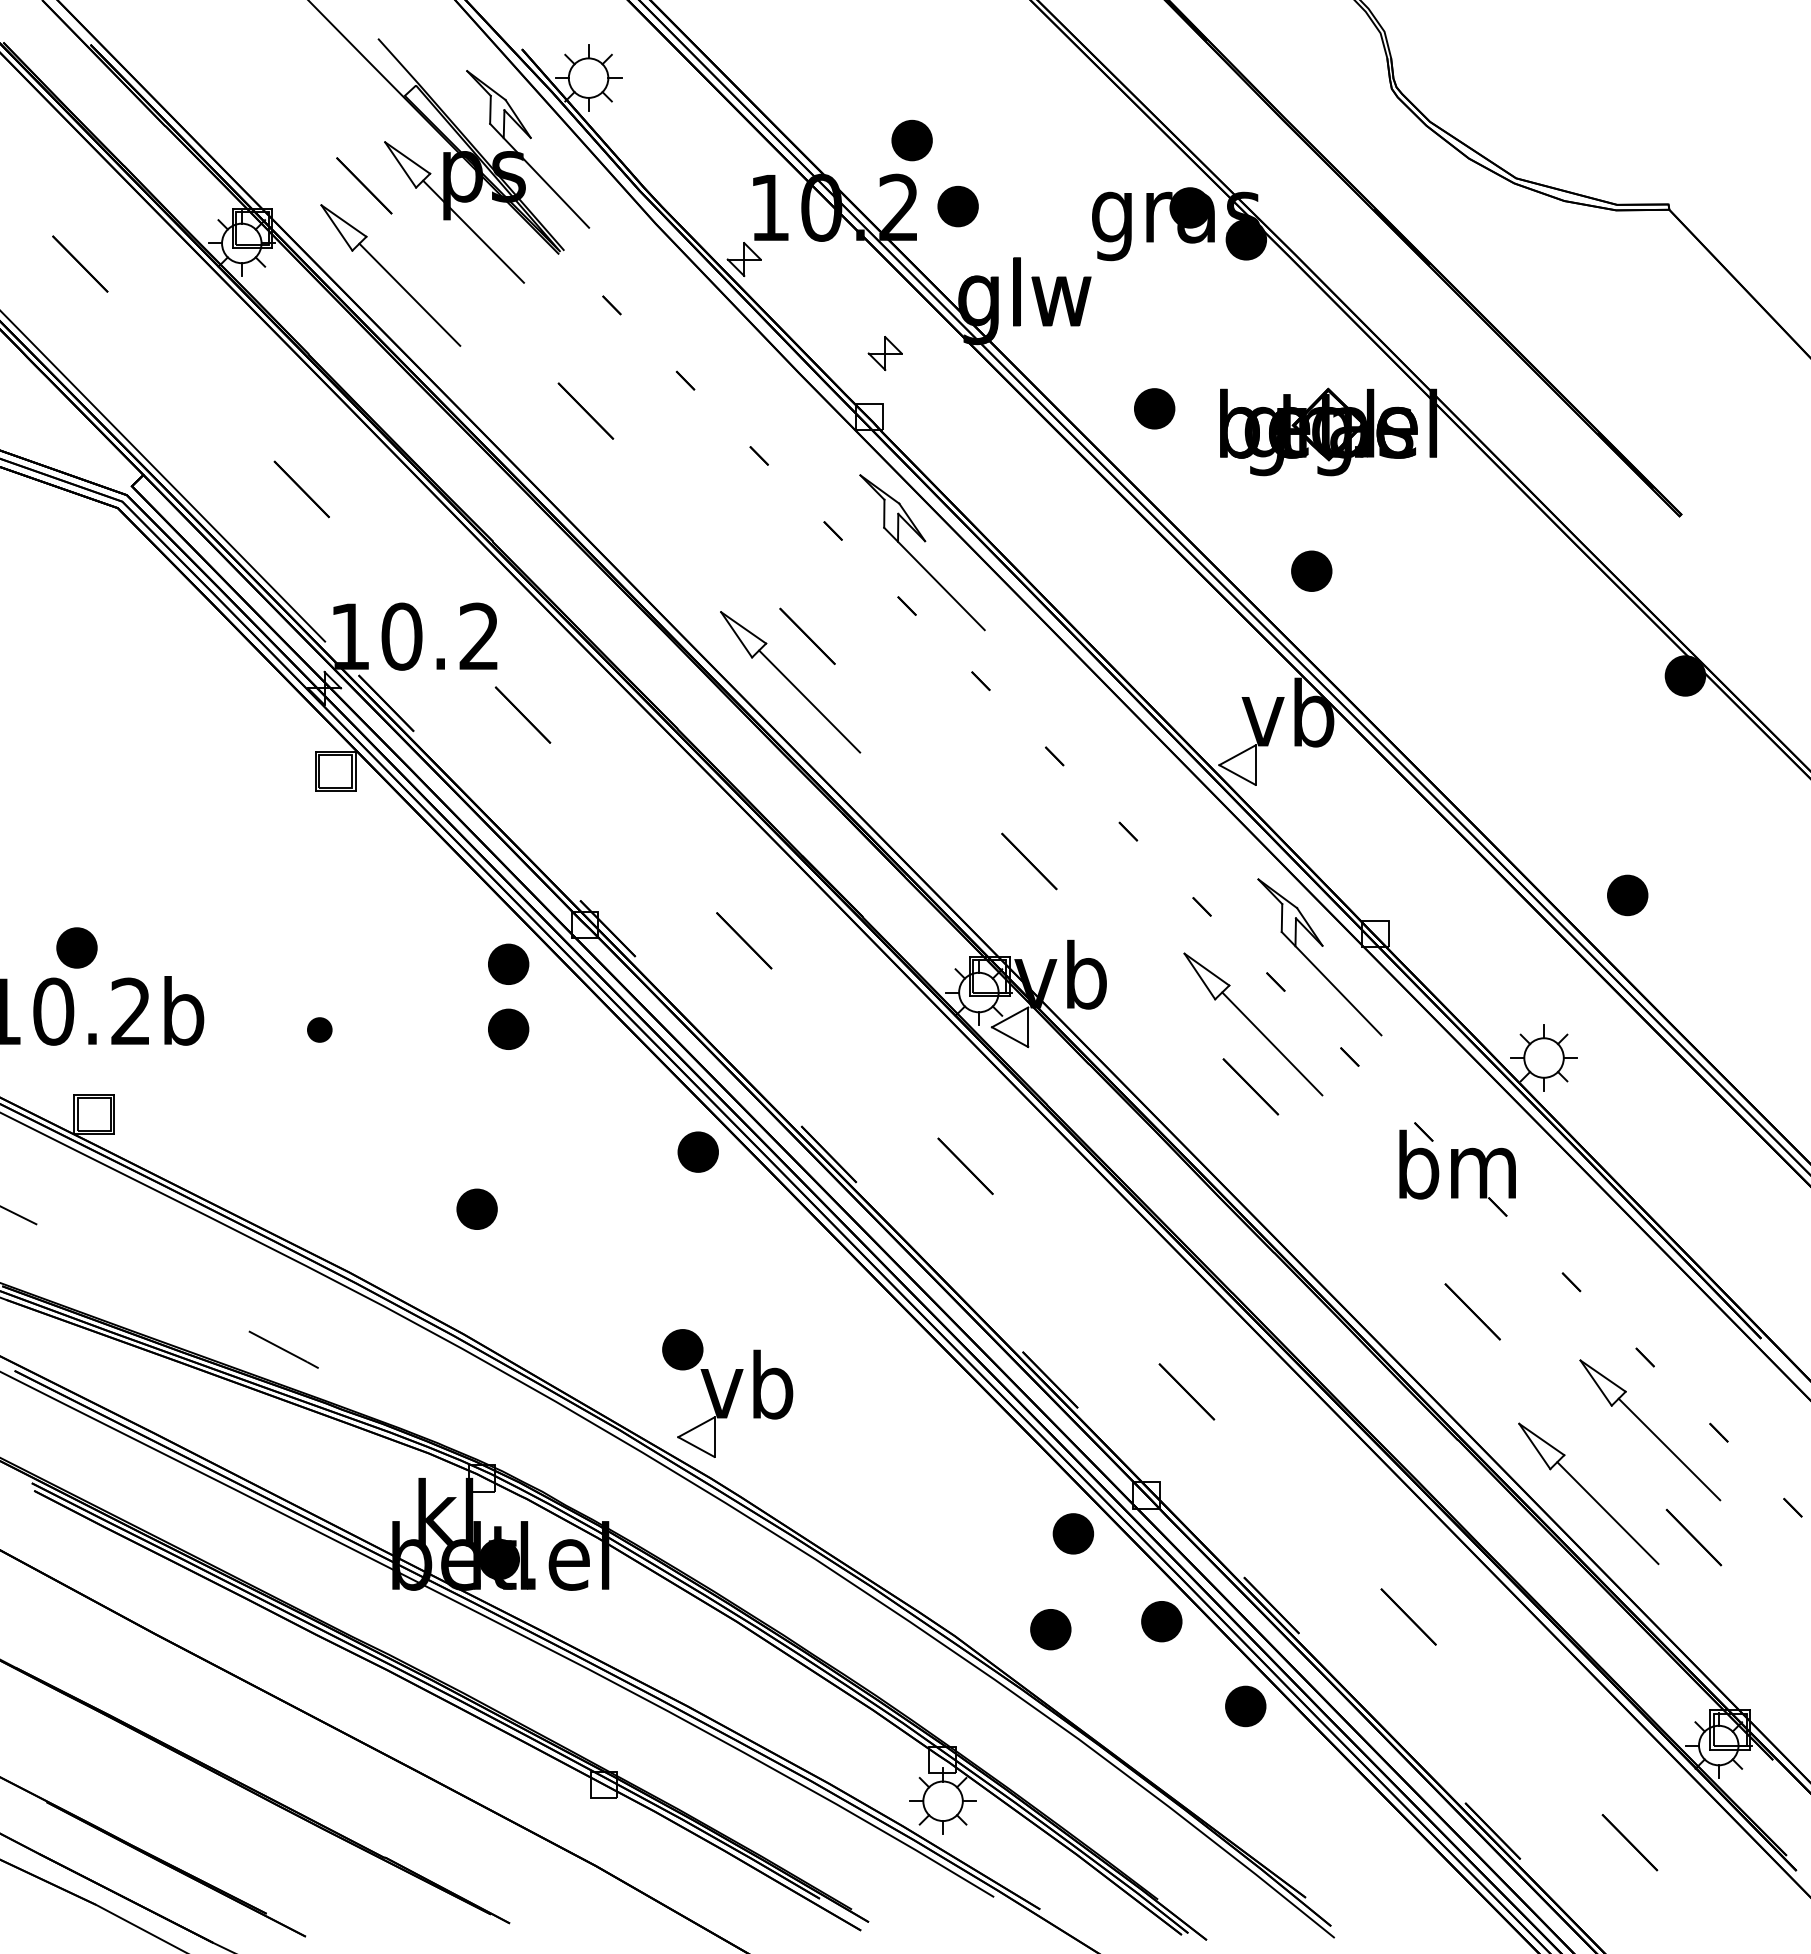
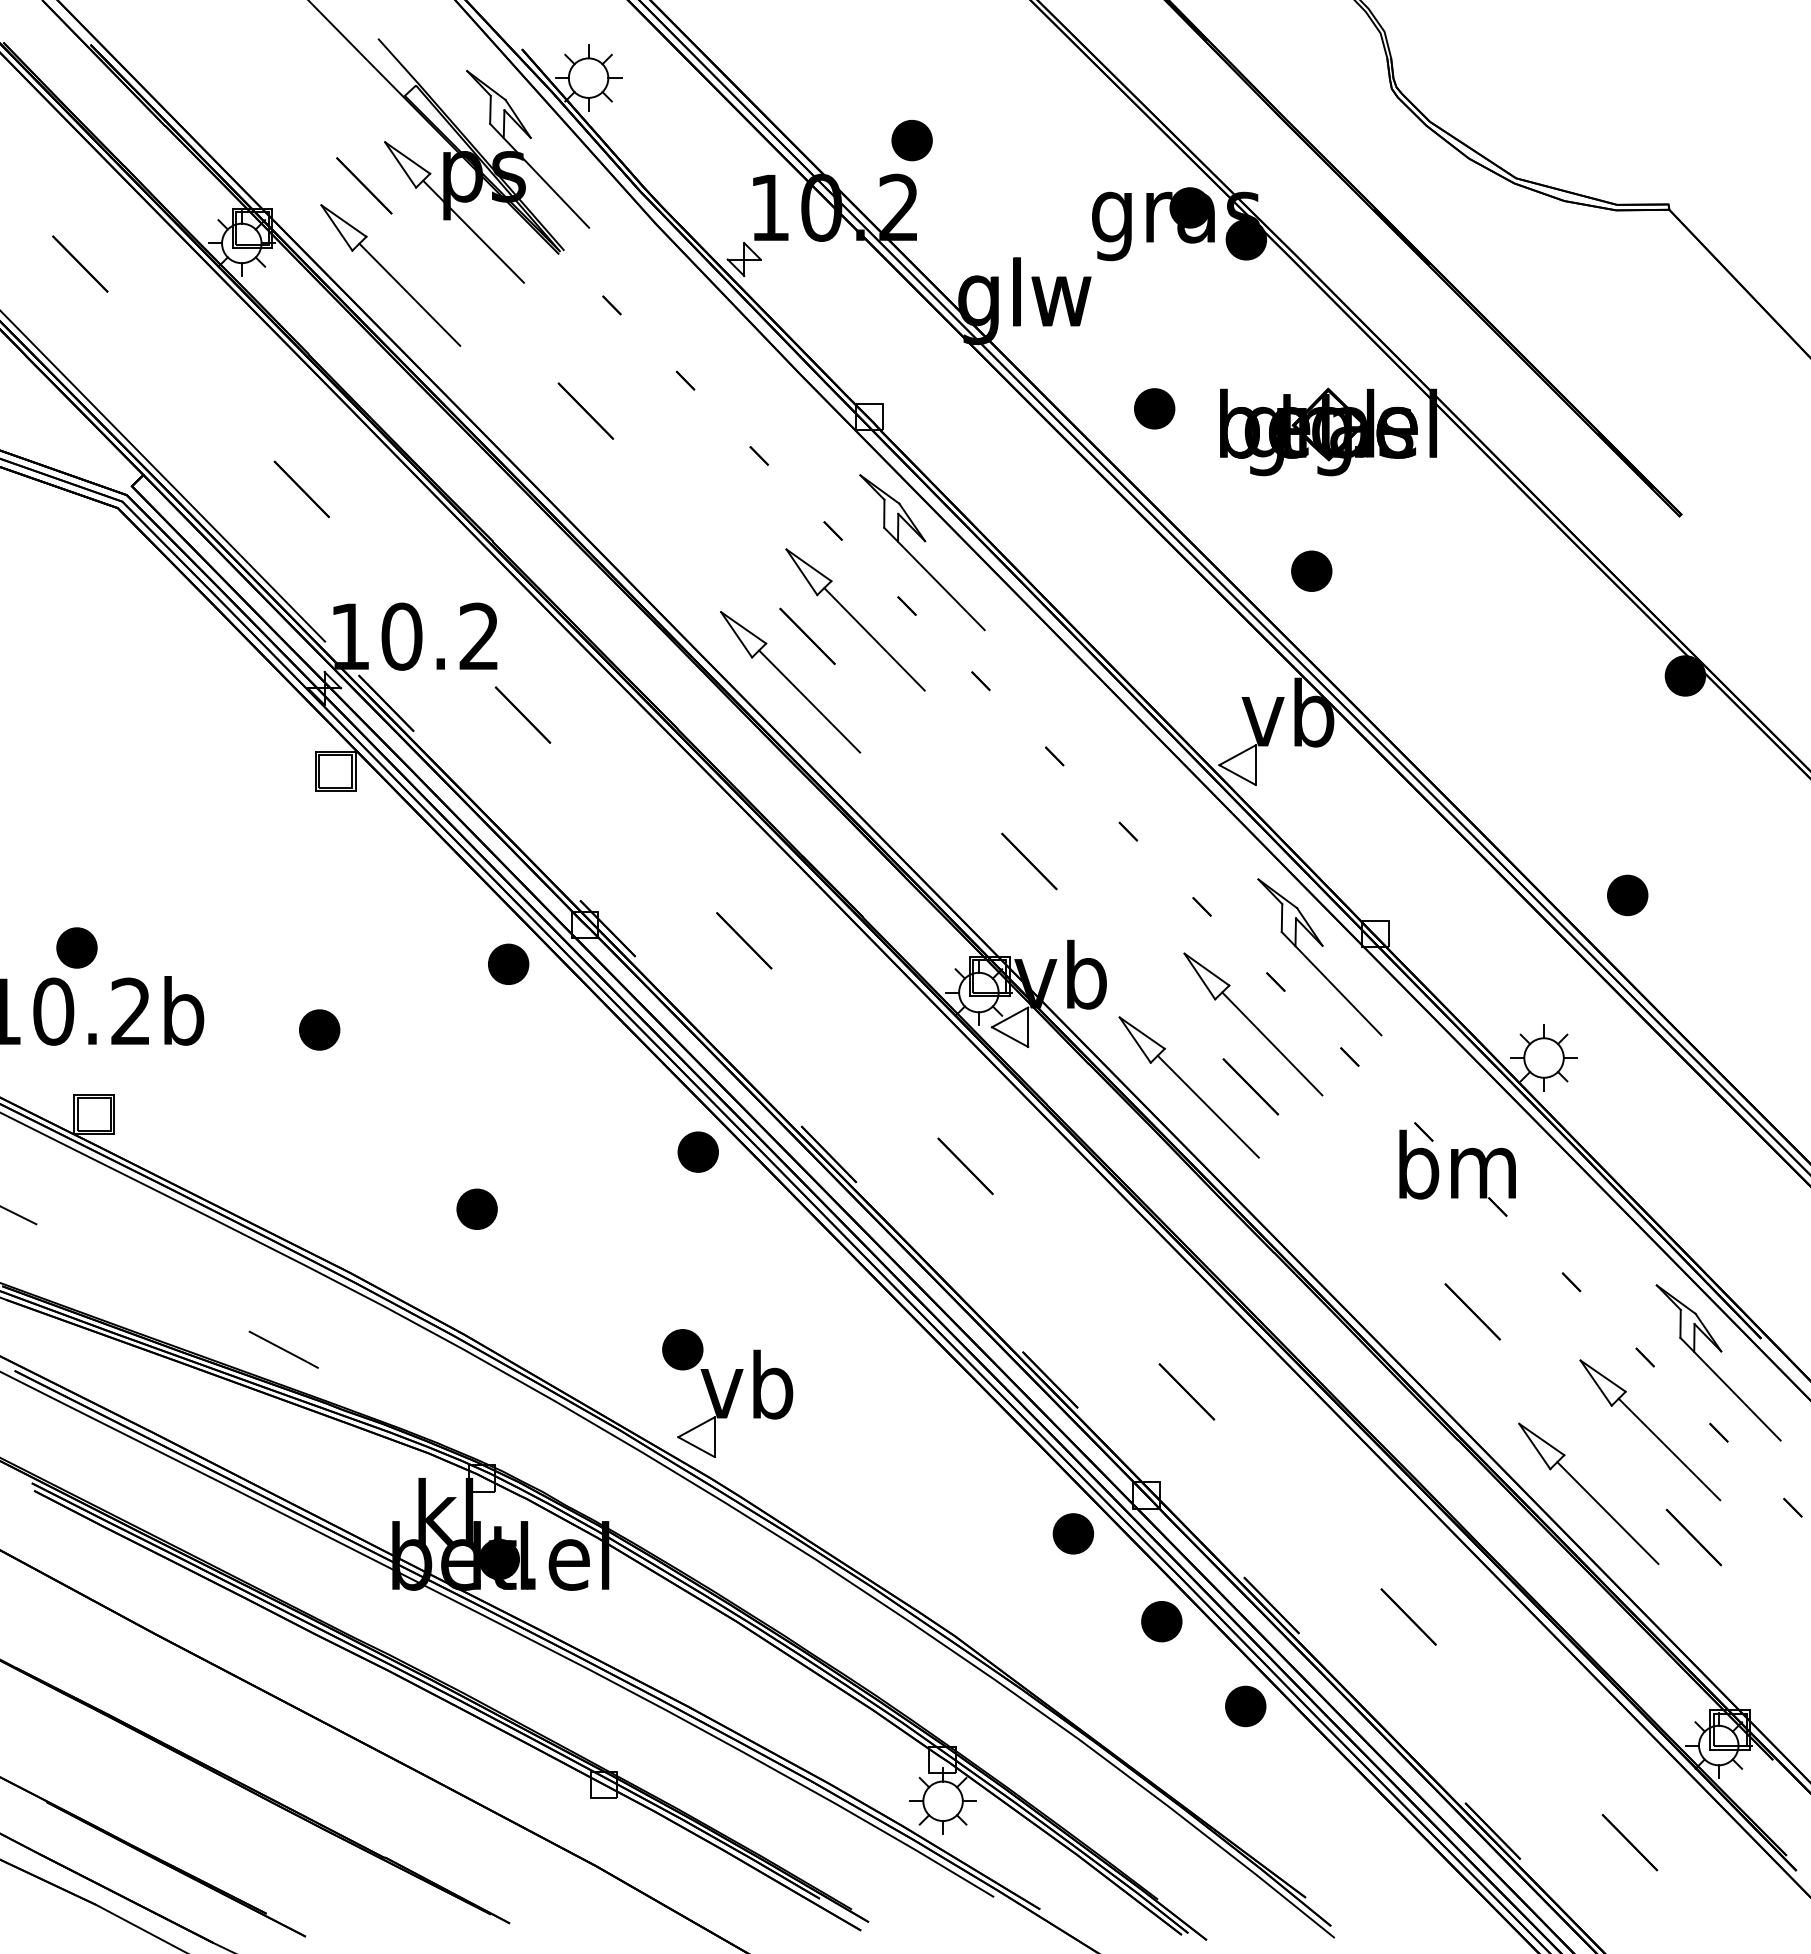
part: present -> none (957, 206)
part: present -> none (884, 353)
part: none -> present (855, 619)
part: present -> none (508, 1028)
part size: 26x26 px -> 42x42 px (319, 1029)
part: none -> present (1188, 1087)
part: none -> present (1711, 1368)
part: present -> none (1050, 1629)
